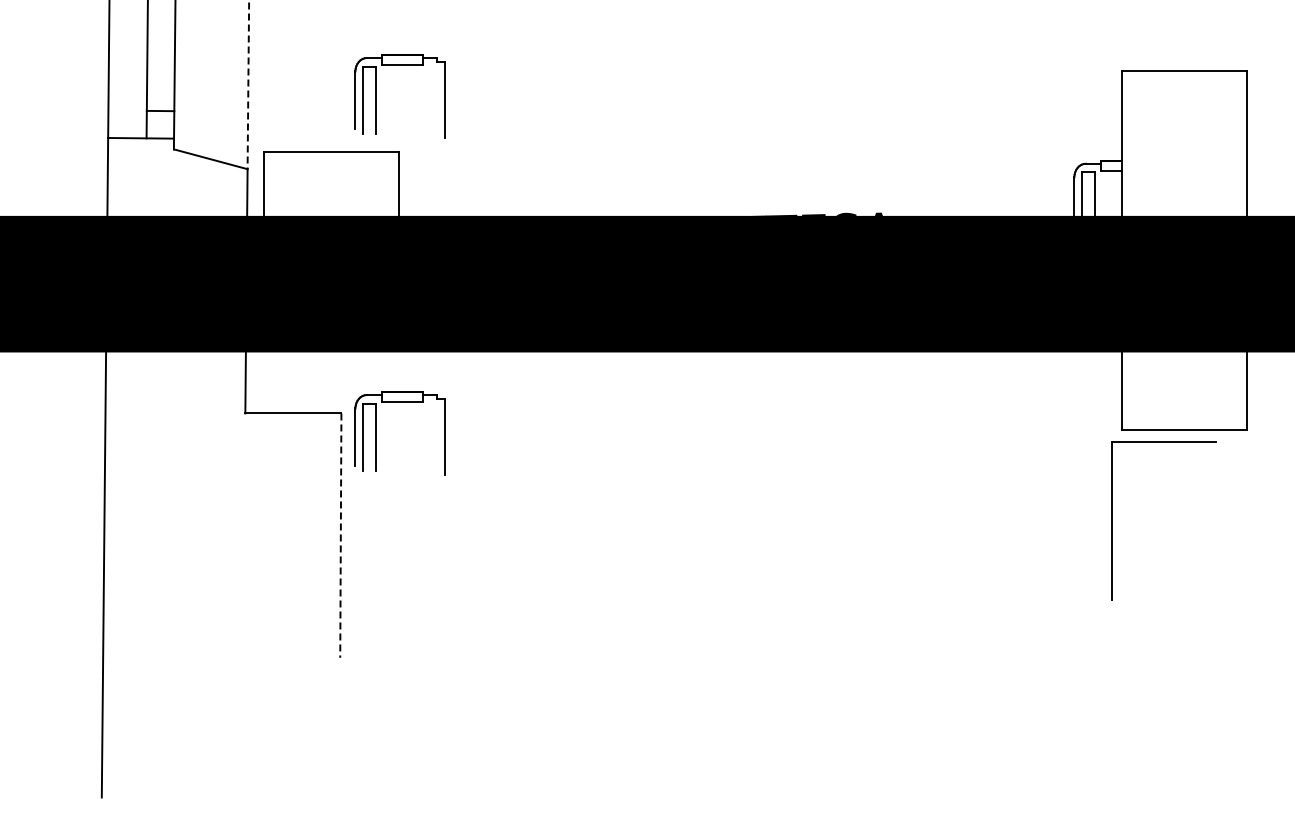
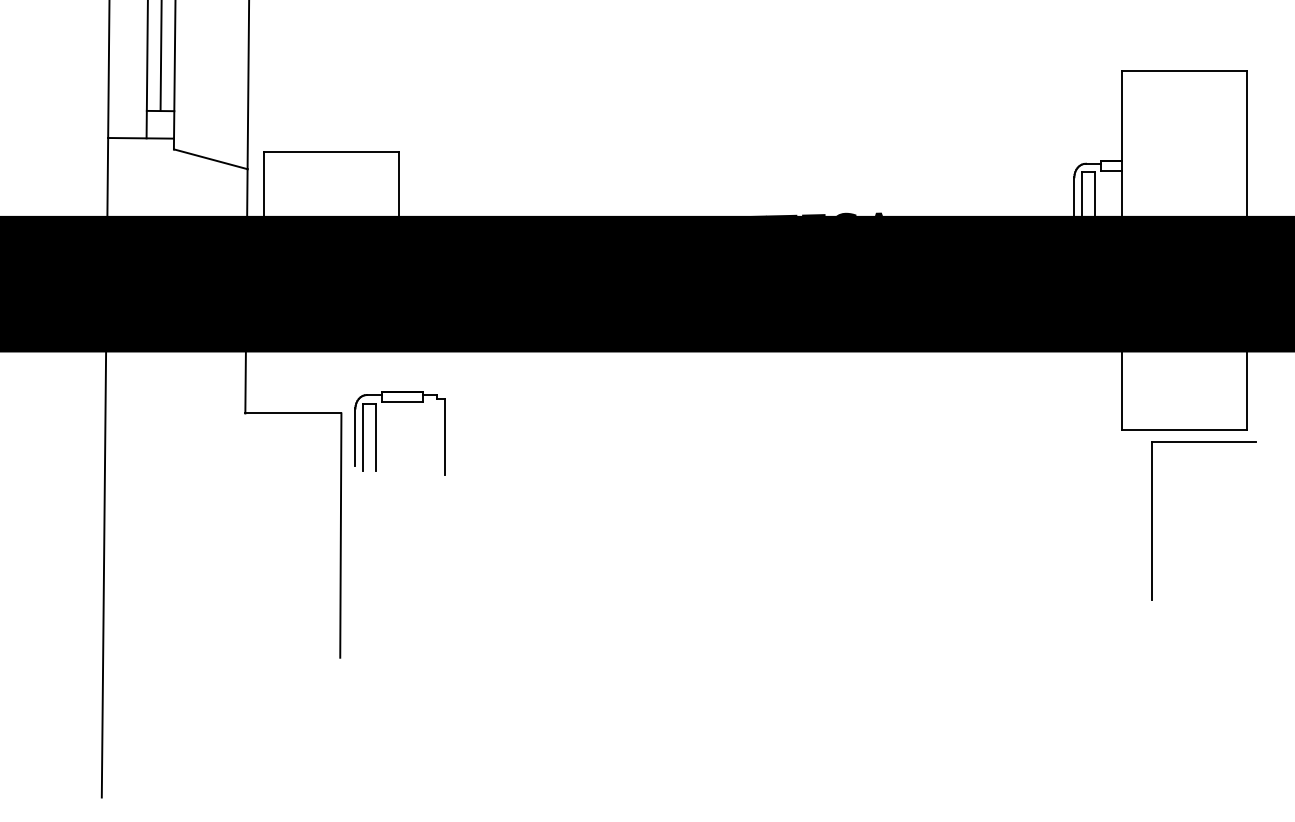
line: none -> present (160, 56)
line: dashed -> solid (248, 85)
part: present -> none (376, 96)
part position: (1112, 520) -> (1152, 520) (1152, 520)
line: dashed -> solid (340, 536)
